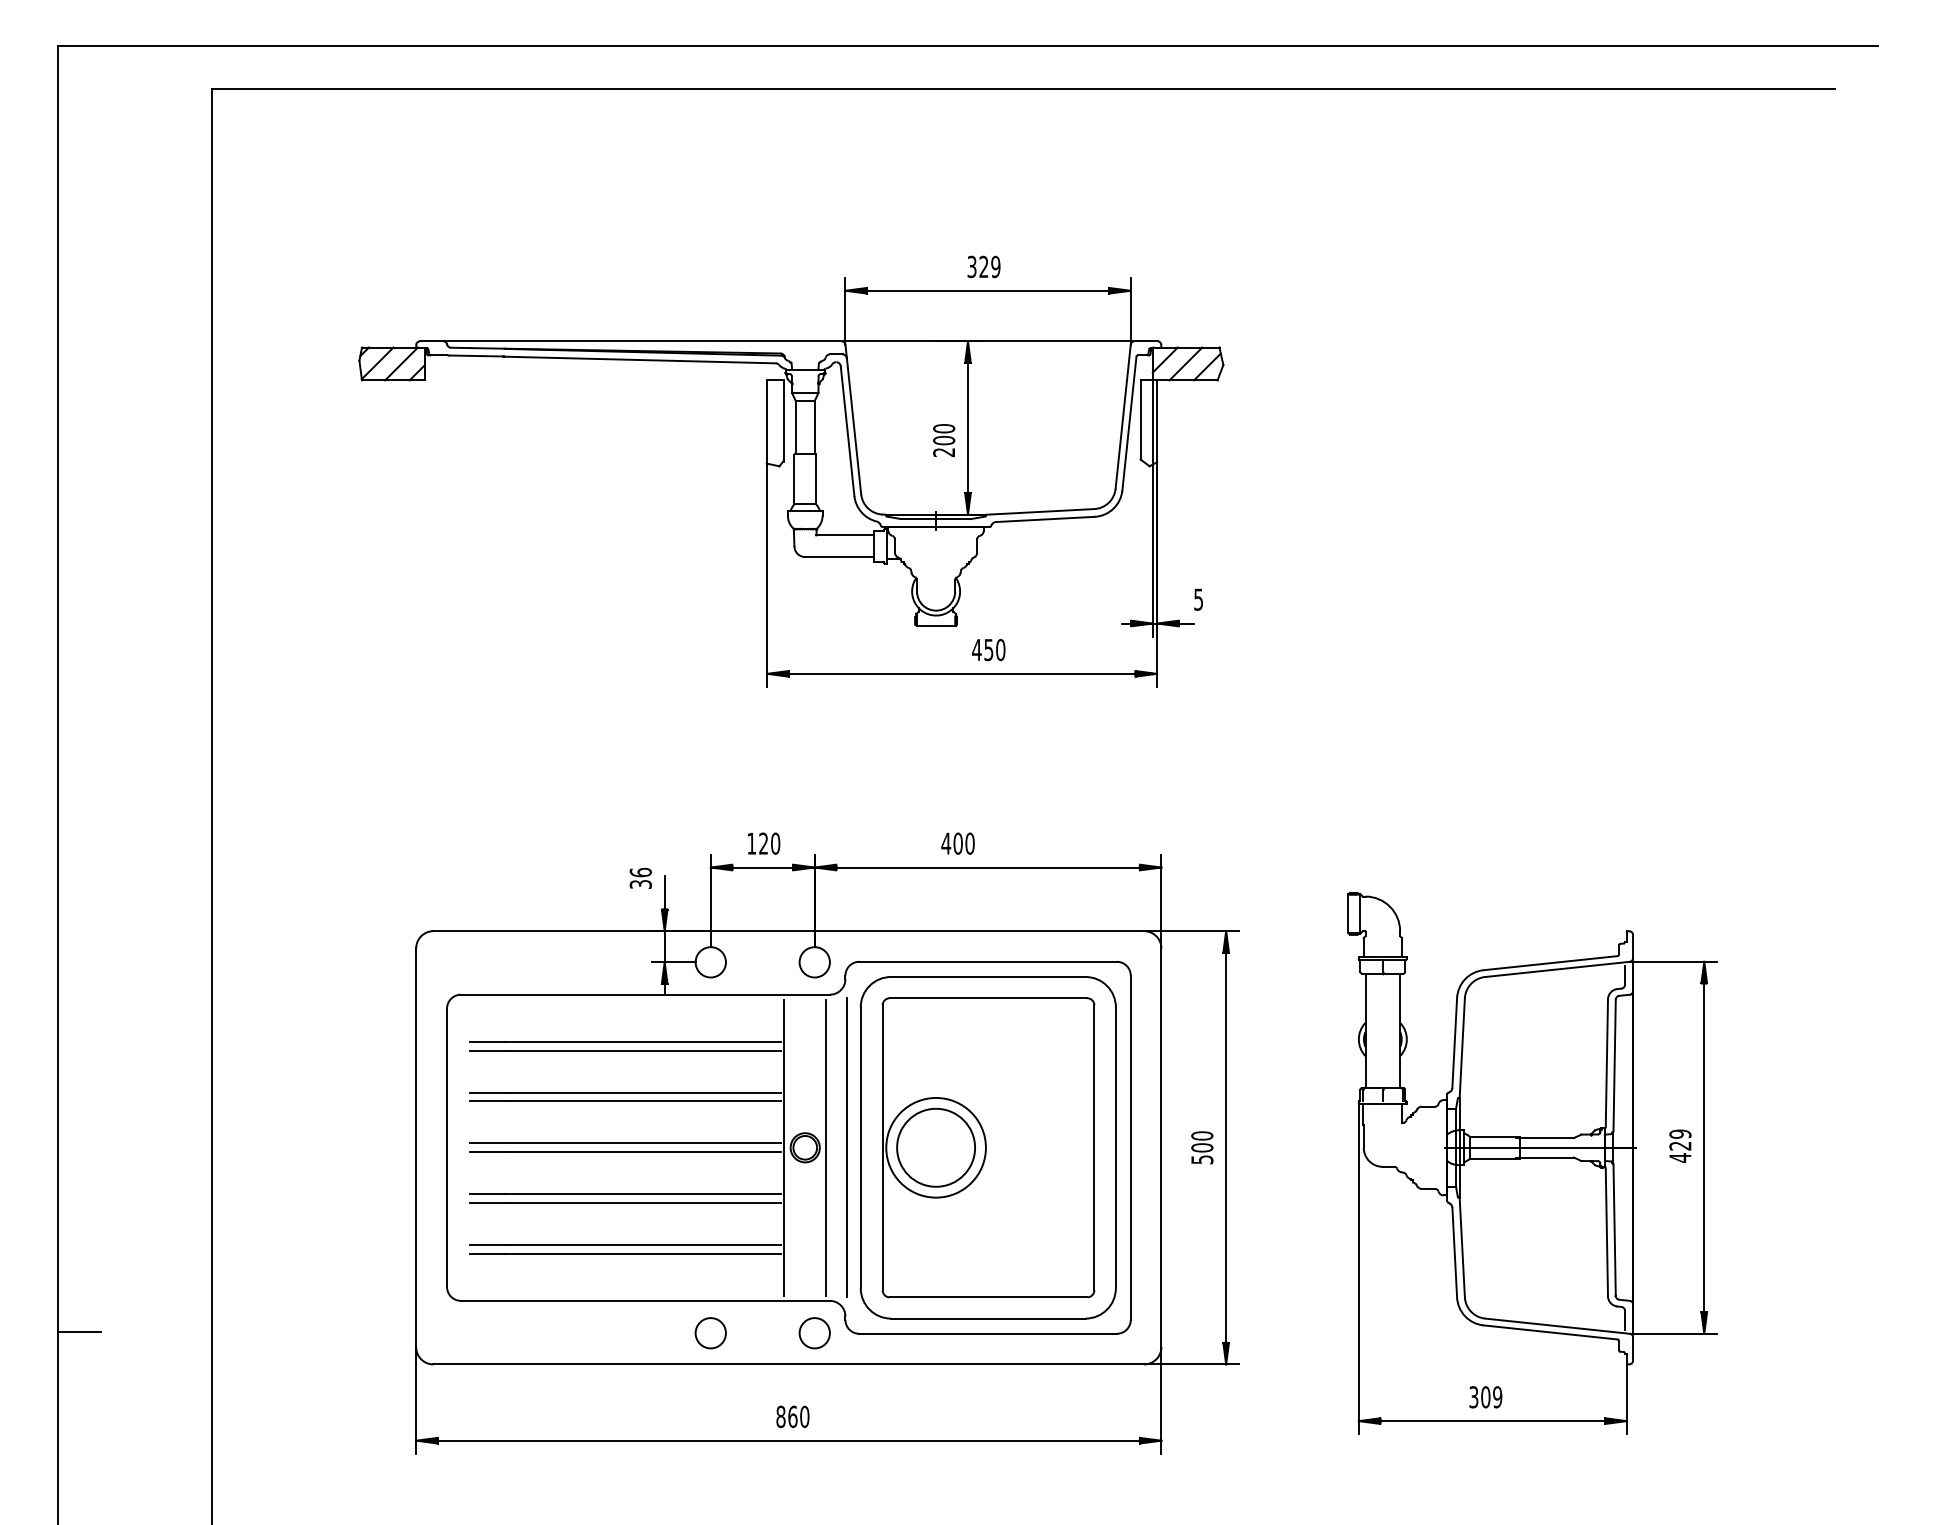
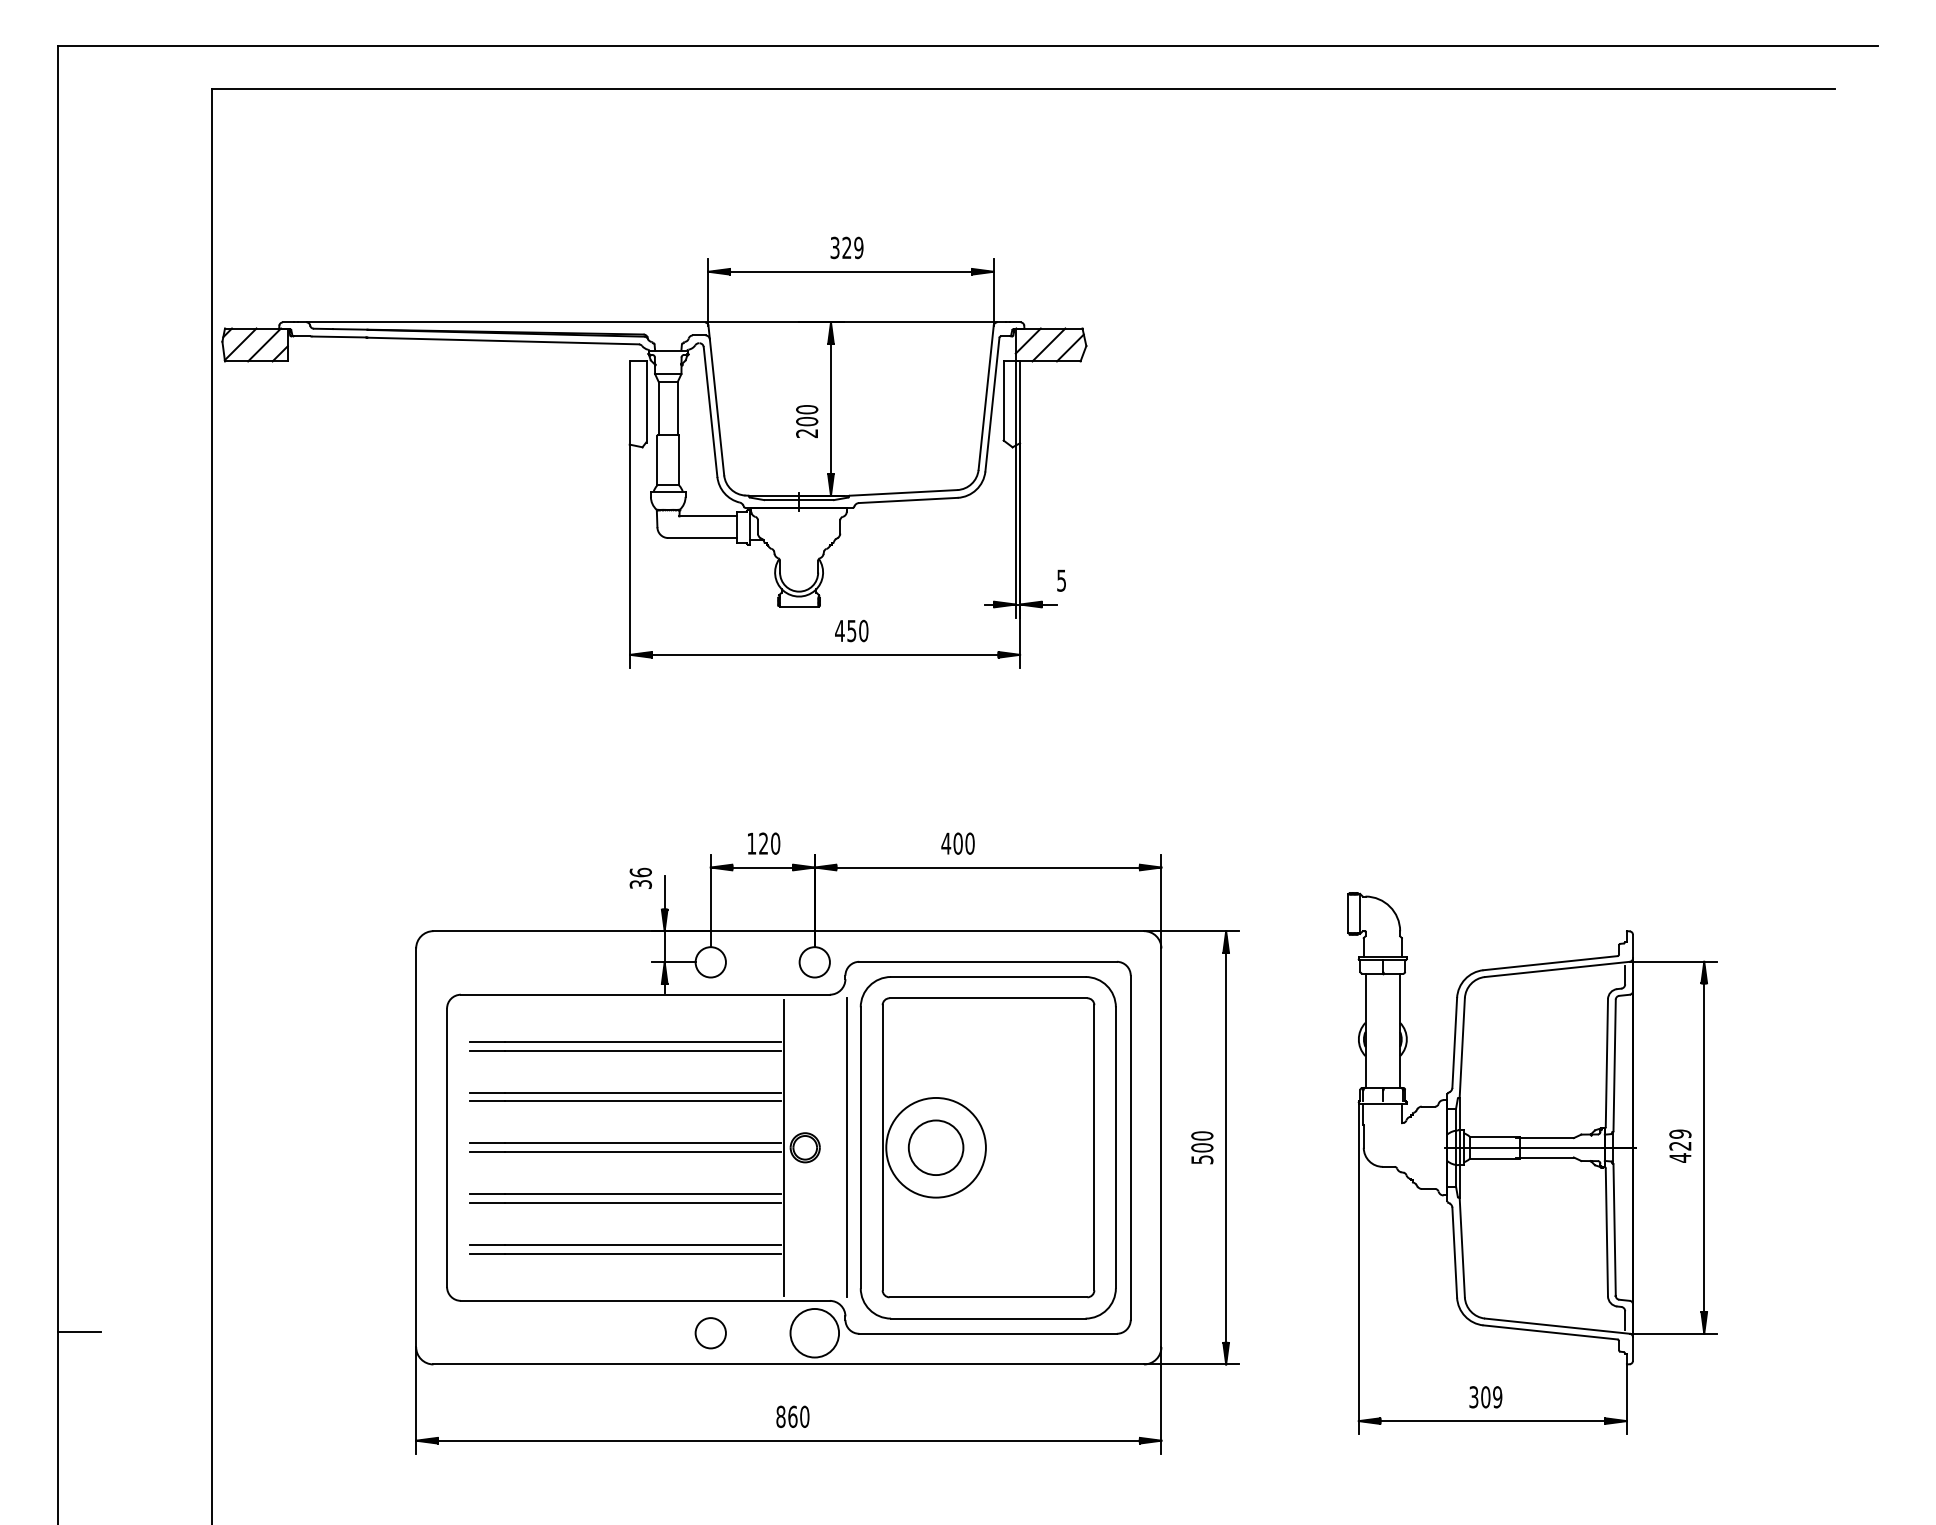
part position: (791, 471) -> (654, 452) (654, 452)
line: present -> none (826, 1147)
circle diameter: 78 px -> 55 px (935, 1147)
circle diameter: 30 px -> 49 px (814, 1332)
